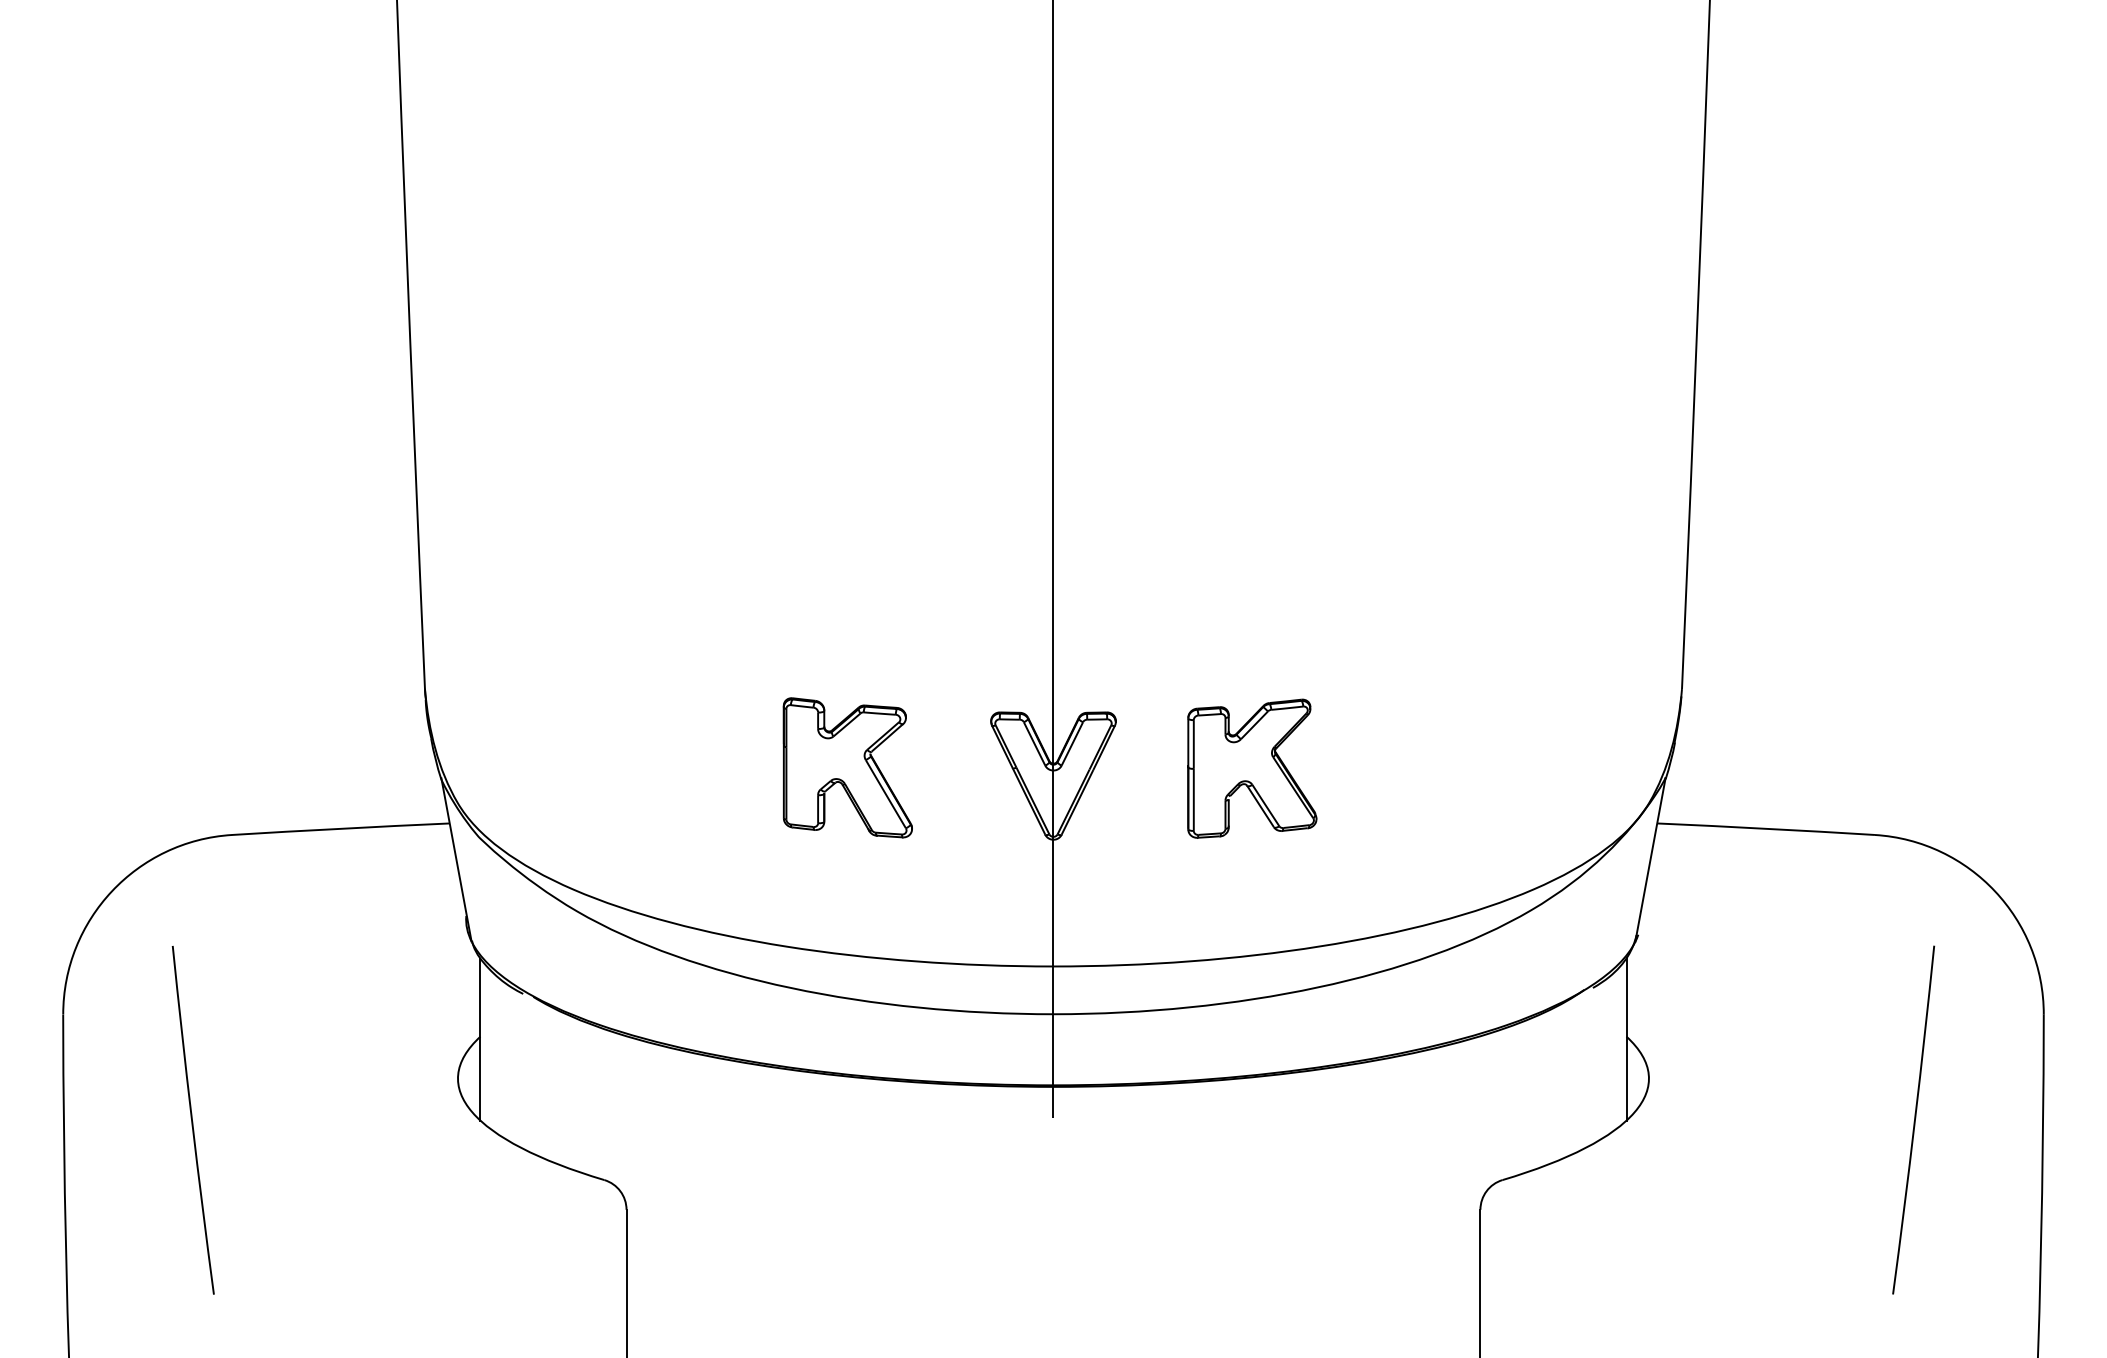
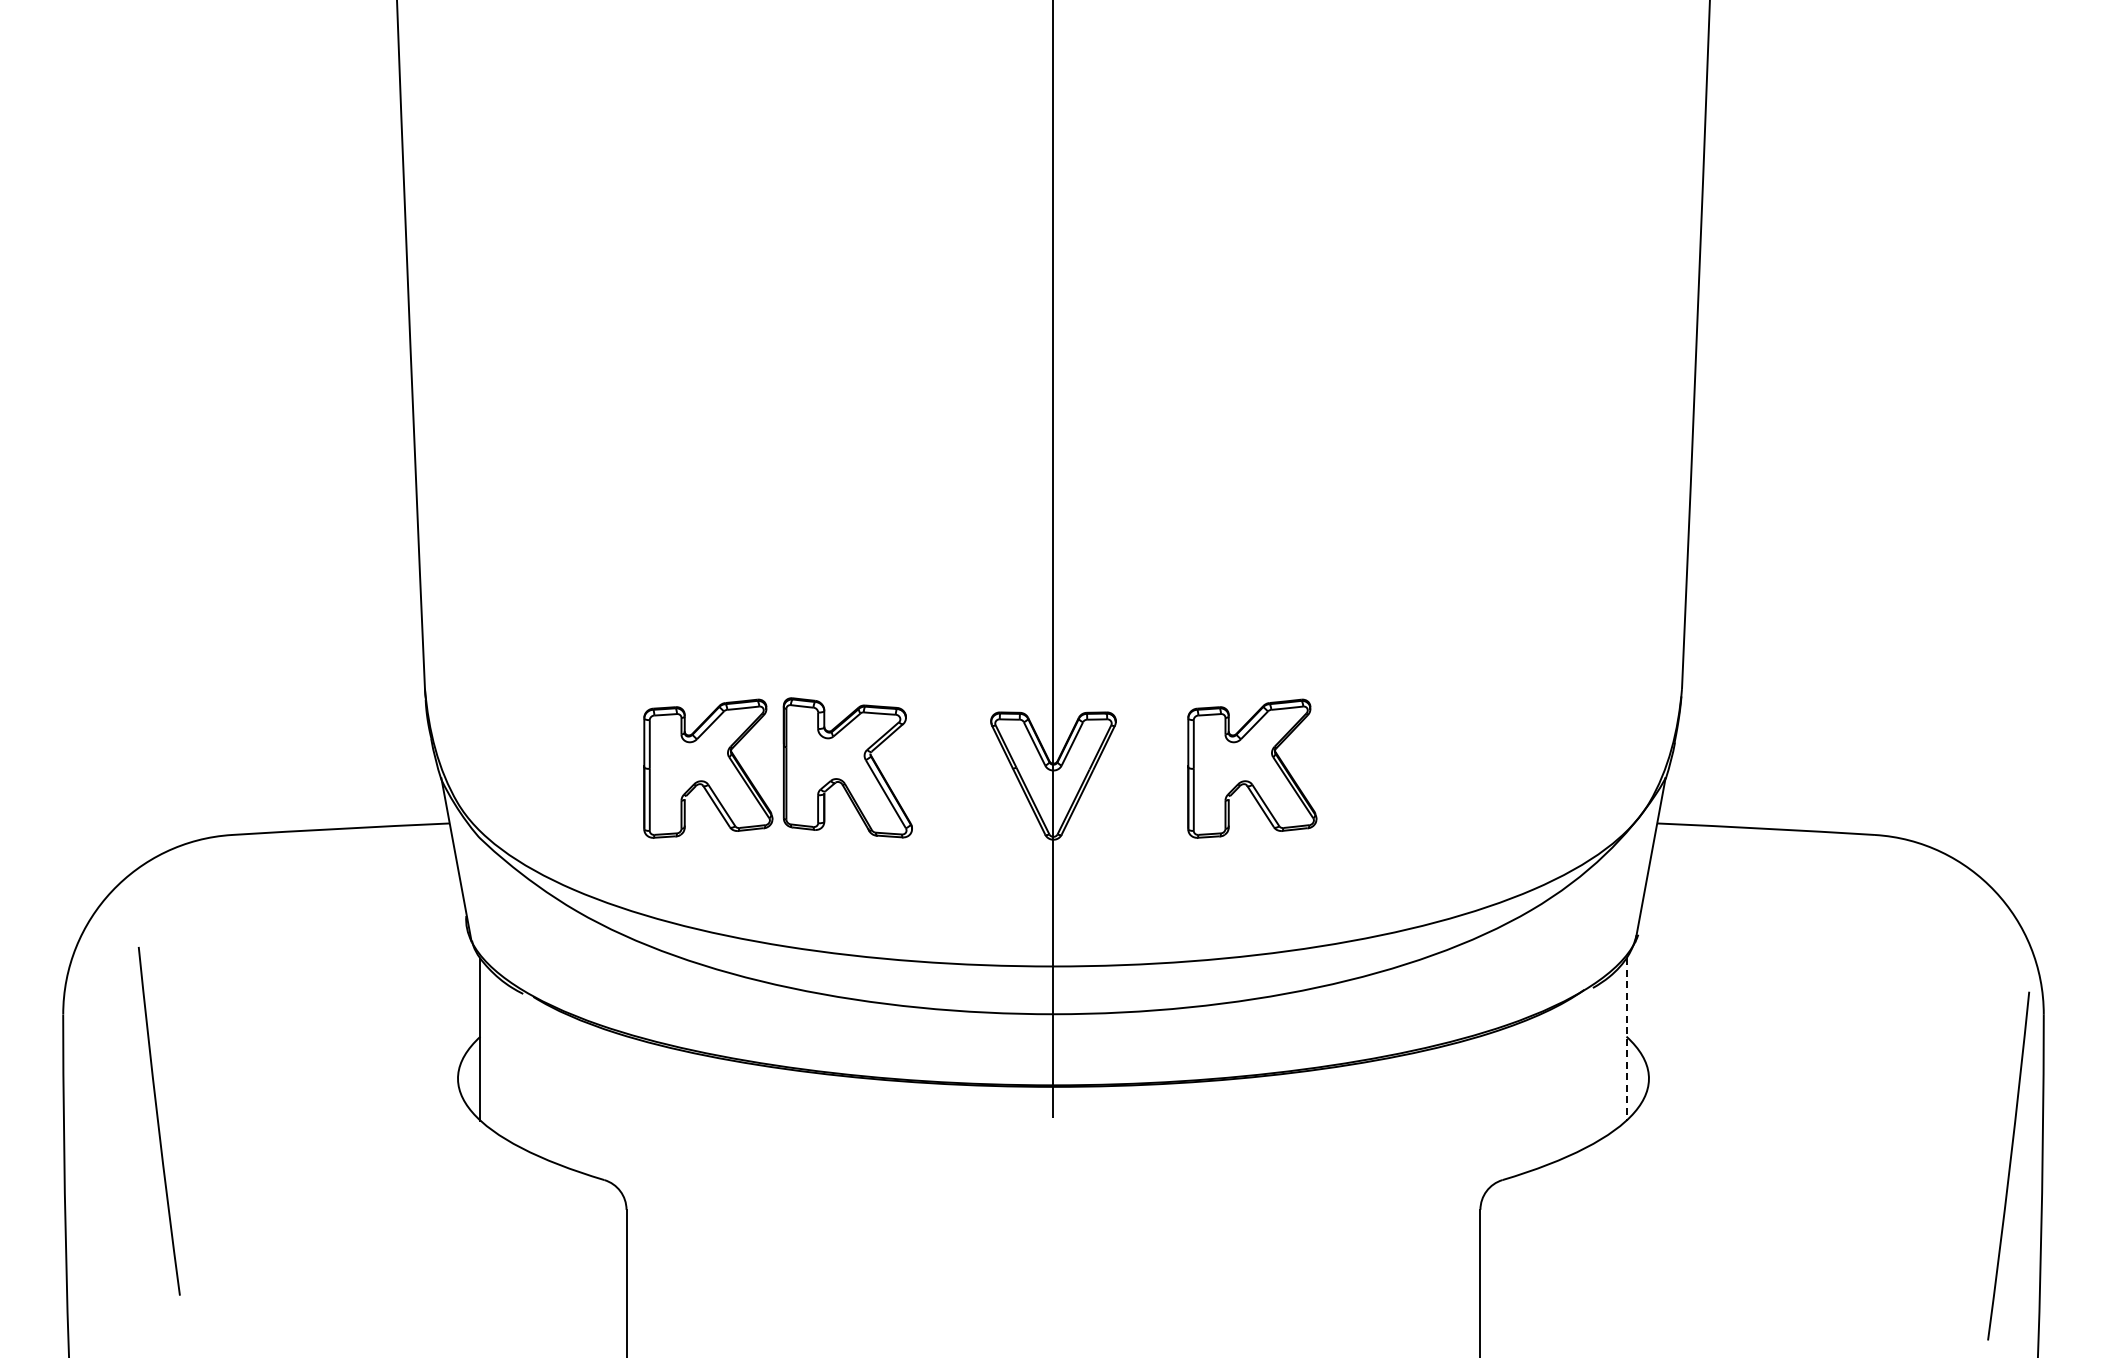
part: none -> present (708, 768)
line: solid -> dashed (1626, 1040)
arc position: (1914, 1119) -> (2009, 1165) (2009, 1165)
arc position: (192, 1120) -> (158, 1121) (158, 1121)
